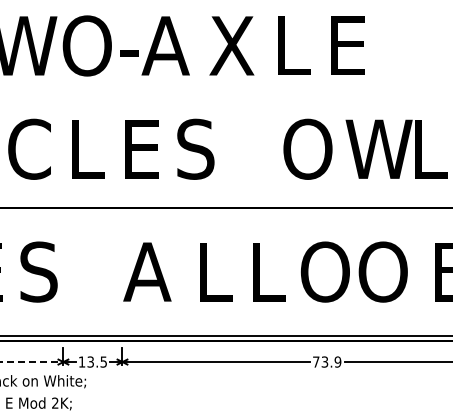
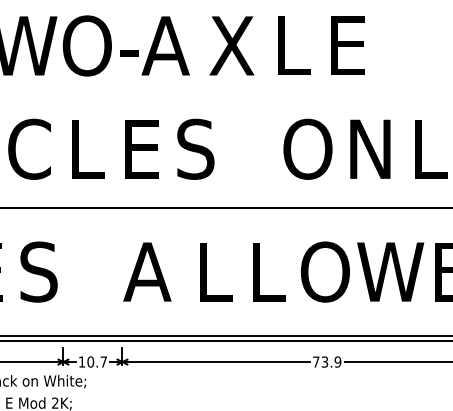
text: W -> N (378, 148)
text: O -> W (390, 271)
text: 13.5 -> 10.7 (96, 361)
line: dashed -> solid (32, 362)
